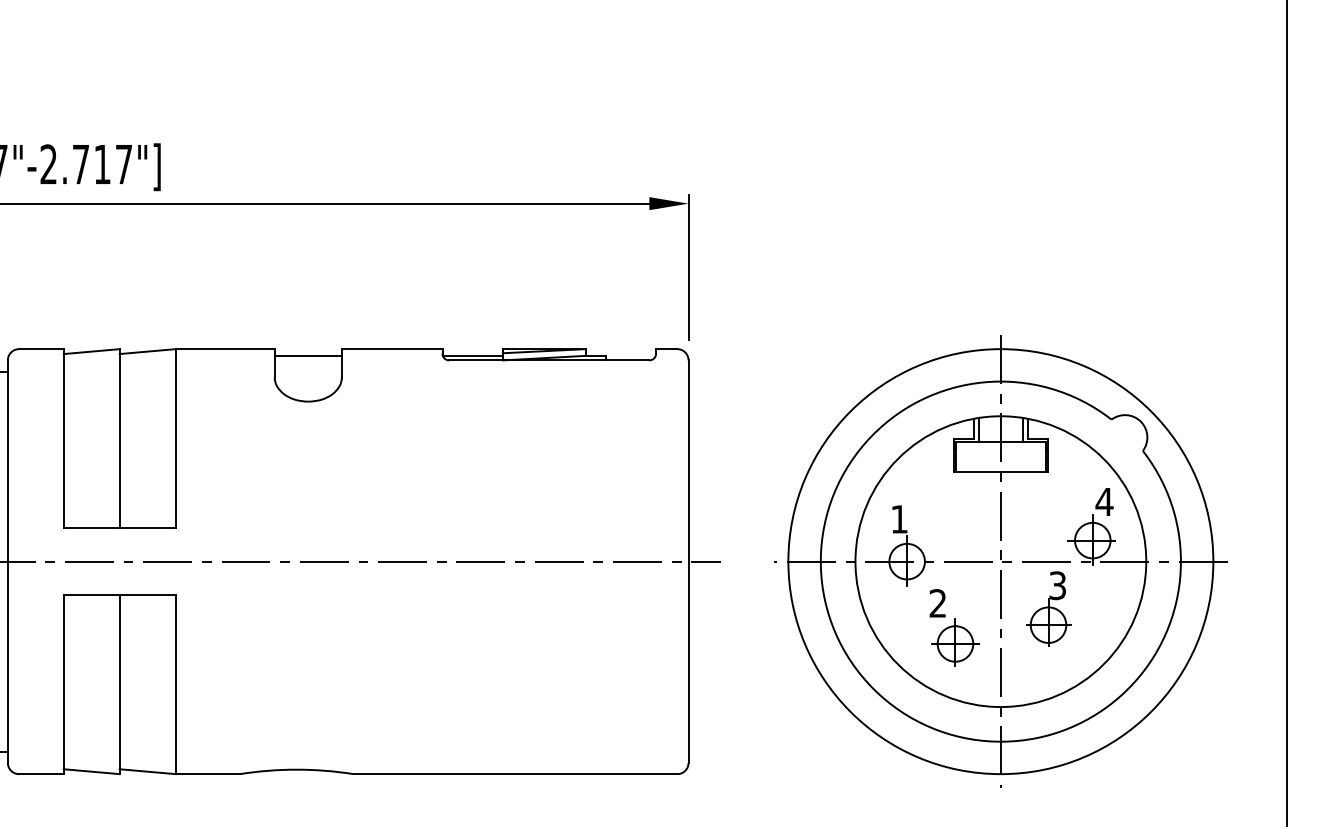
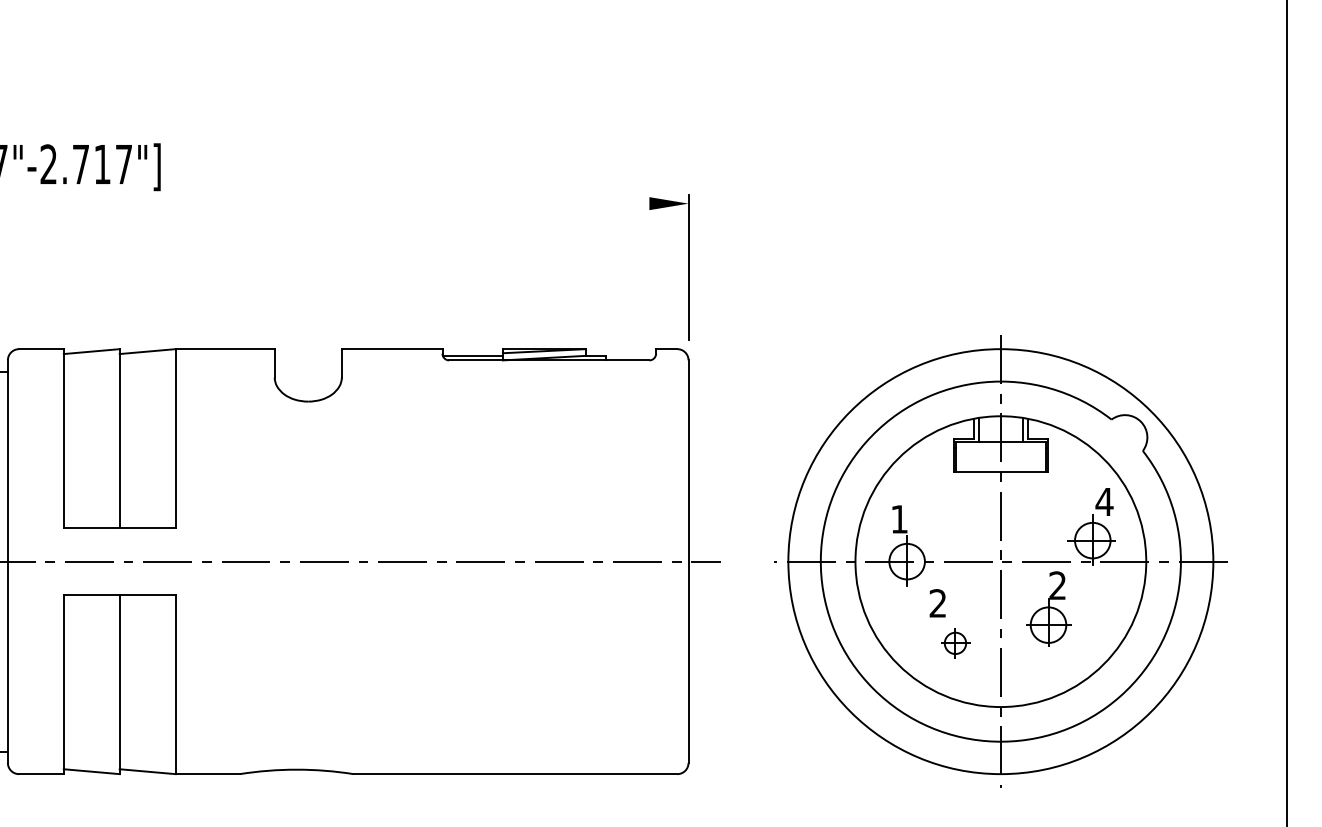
line: present -> none (325, 203)
line: present -> none (307, 355)
text: 3 -> 2 (1057, 585)
part size: 49x49 px -> 30x31 px (955, 643)
